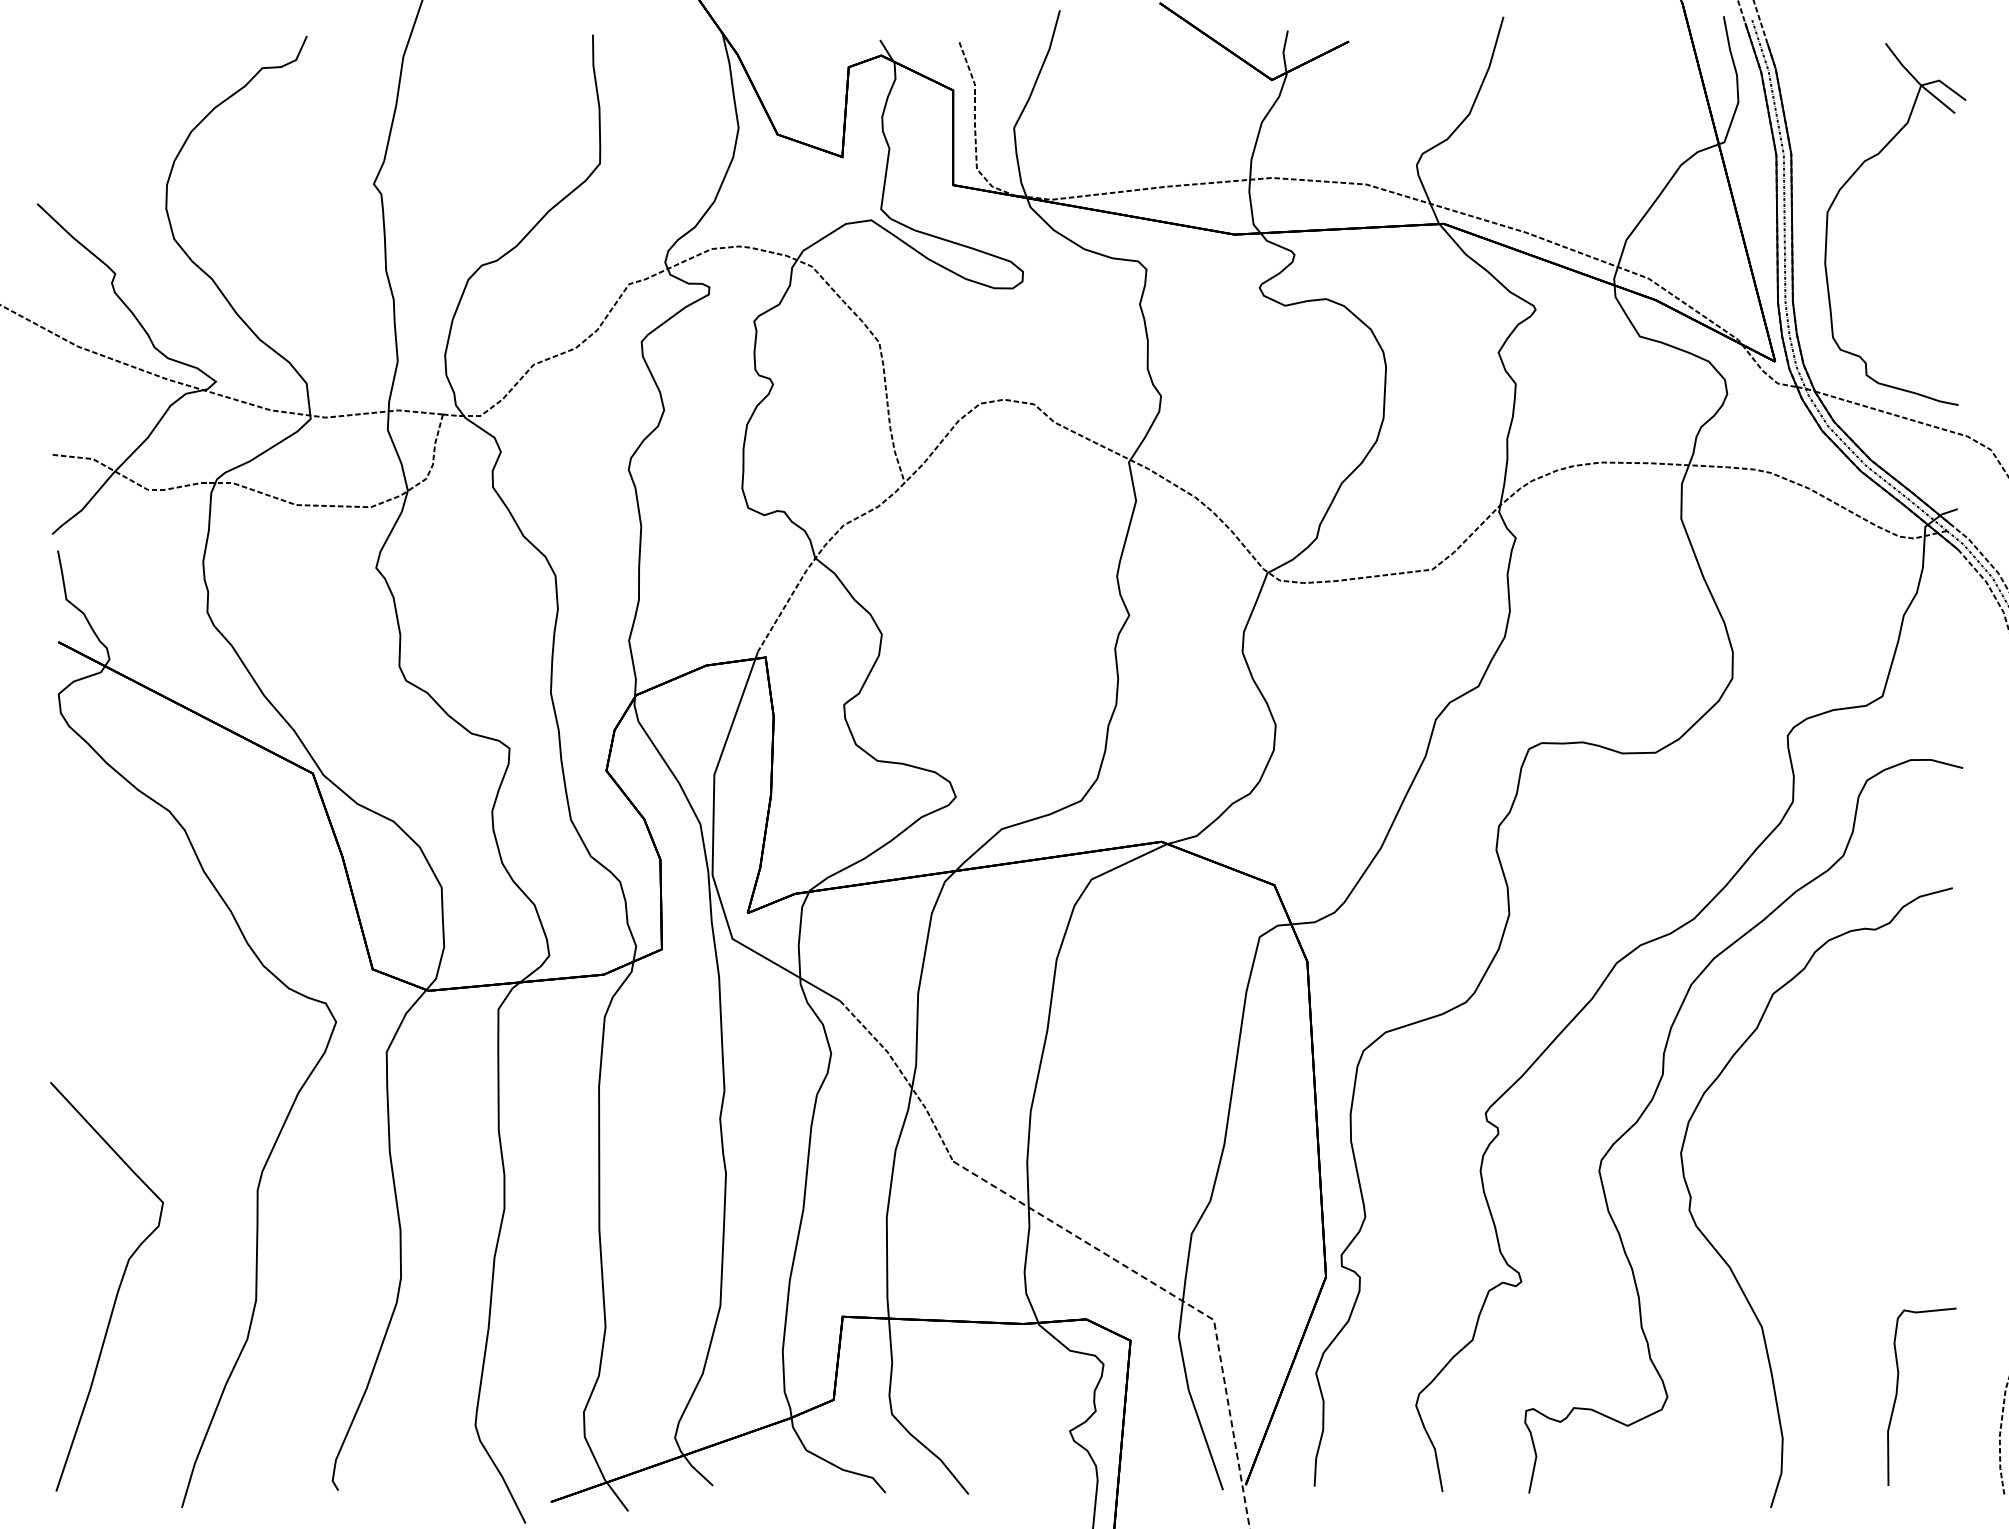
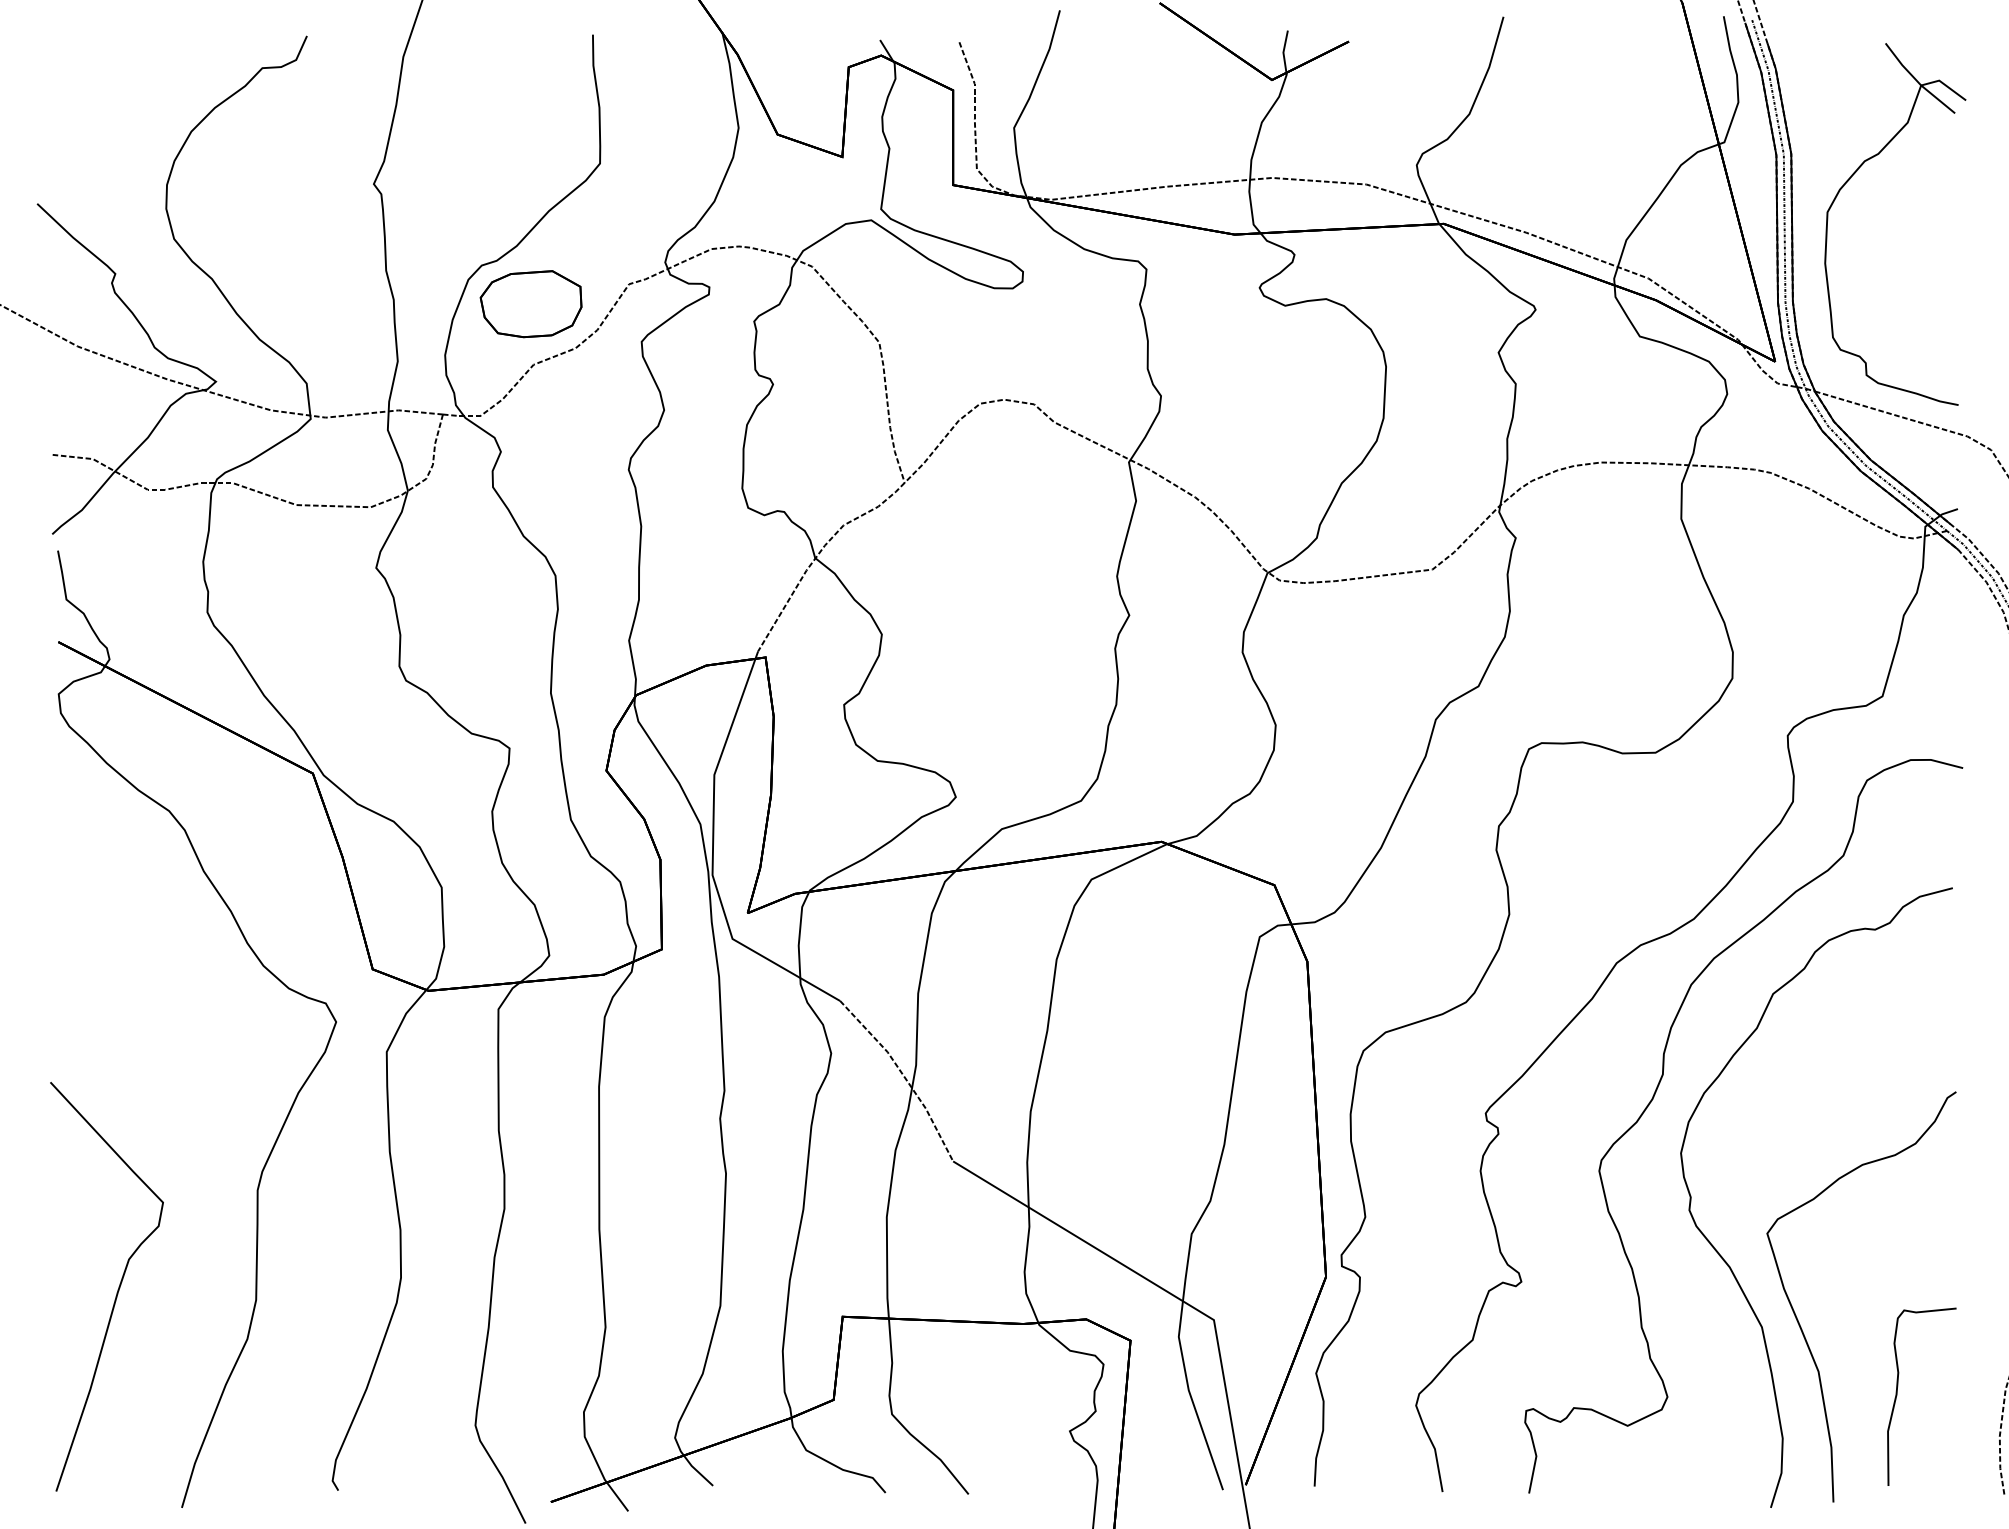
part: none -> present (530, 304)
line: dashed -> solid (1174, 1296)
part: none -> present (1798, 1319)
